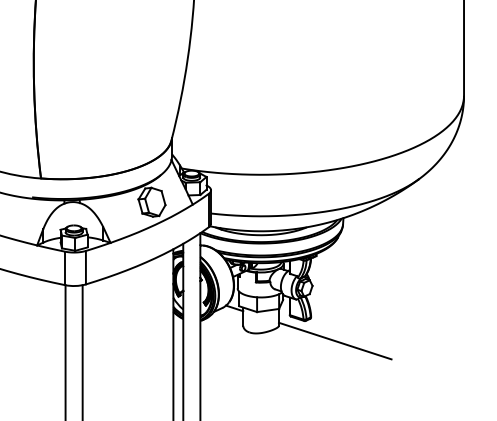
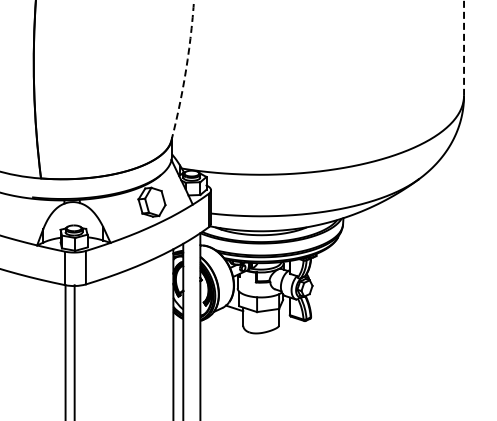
line: solid -> dashed (464, 47)
arc: solid -> dashed (185, 70)
line: present -> none (334, 340)
line position: (82, 351) -> (74, 351) (74, 351)
